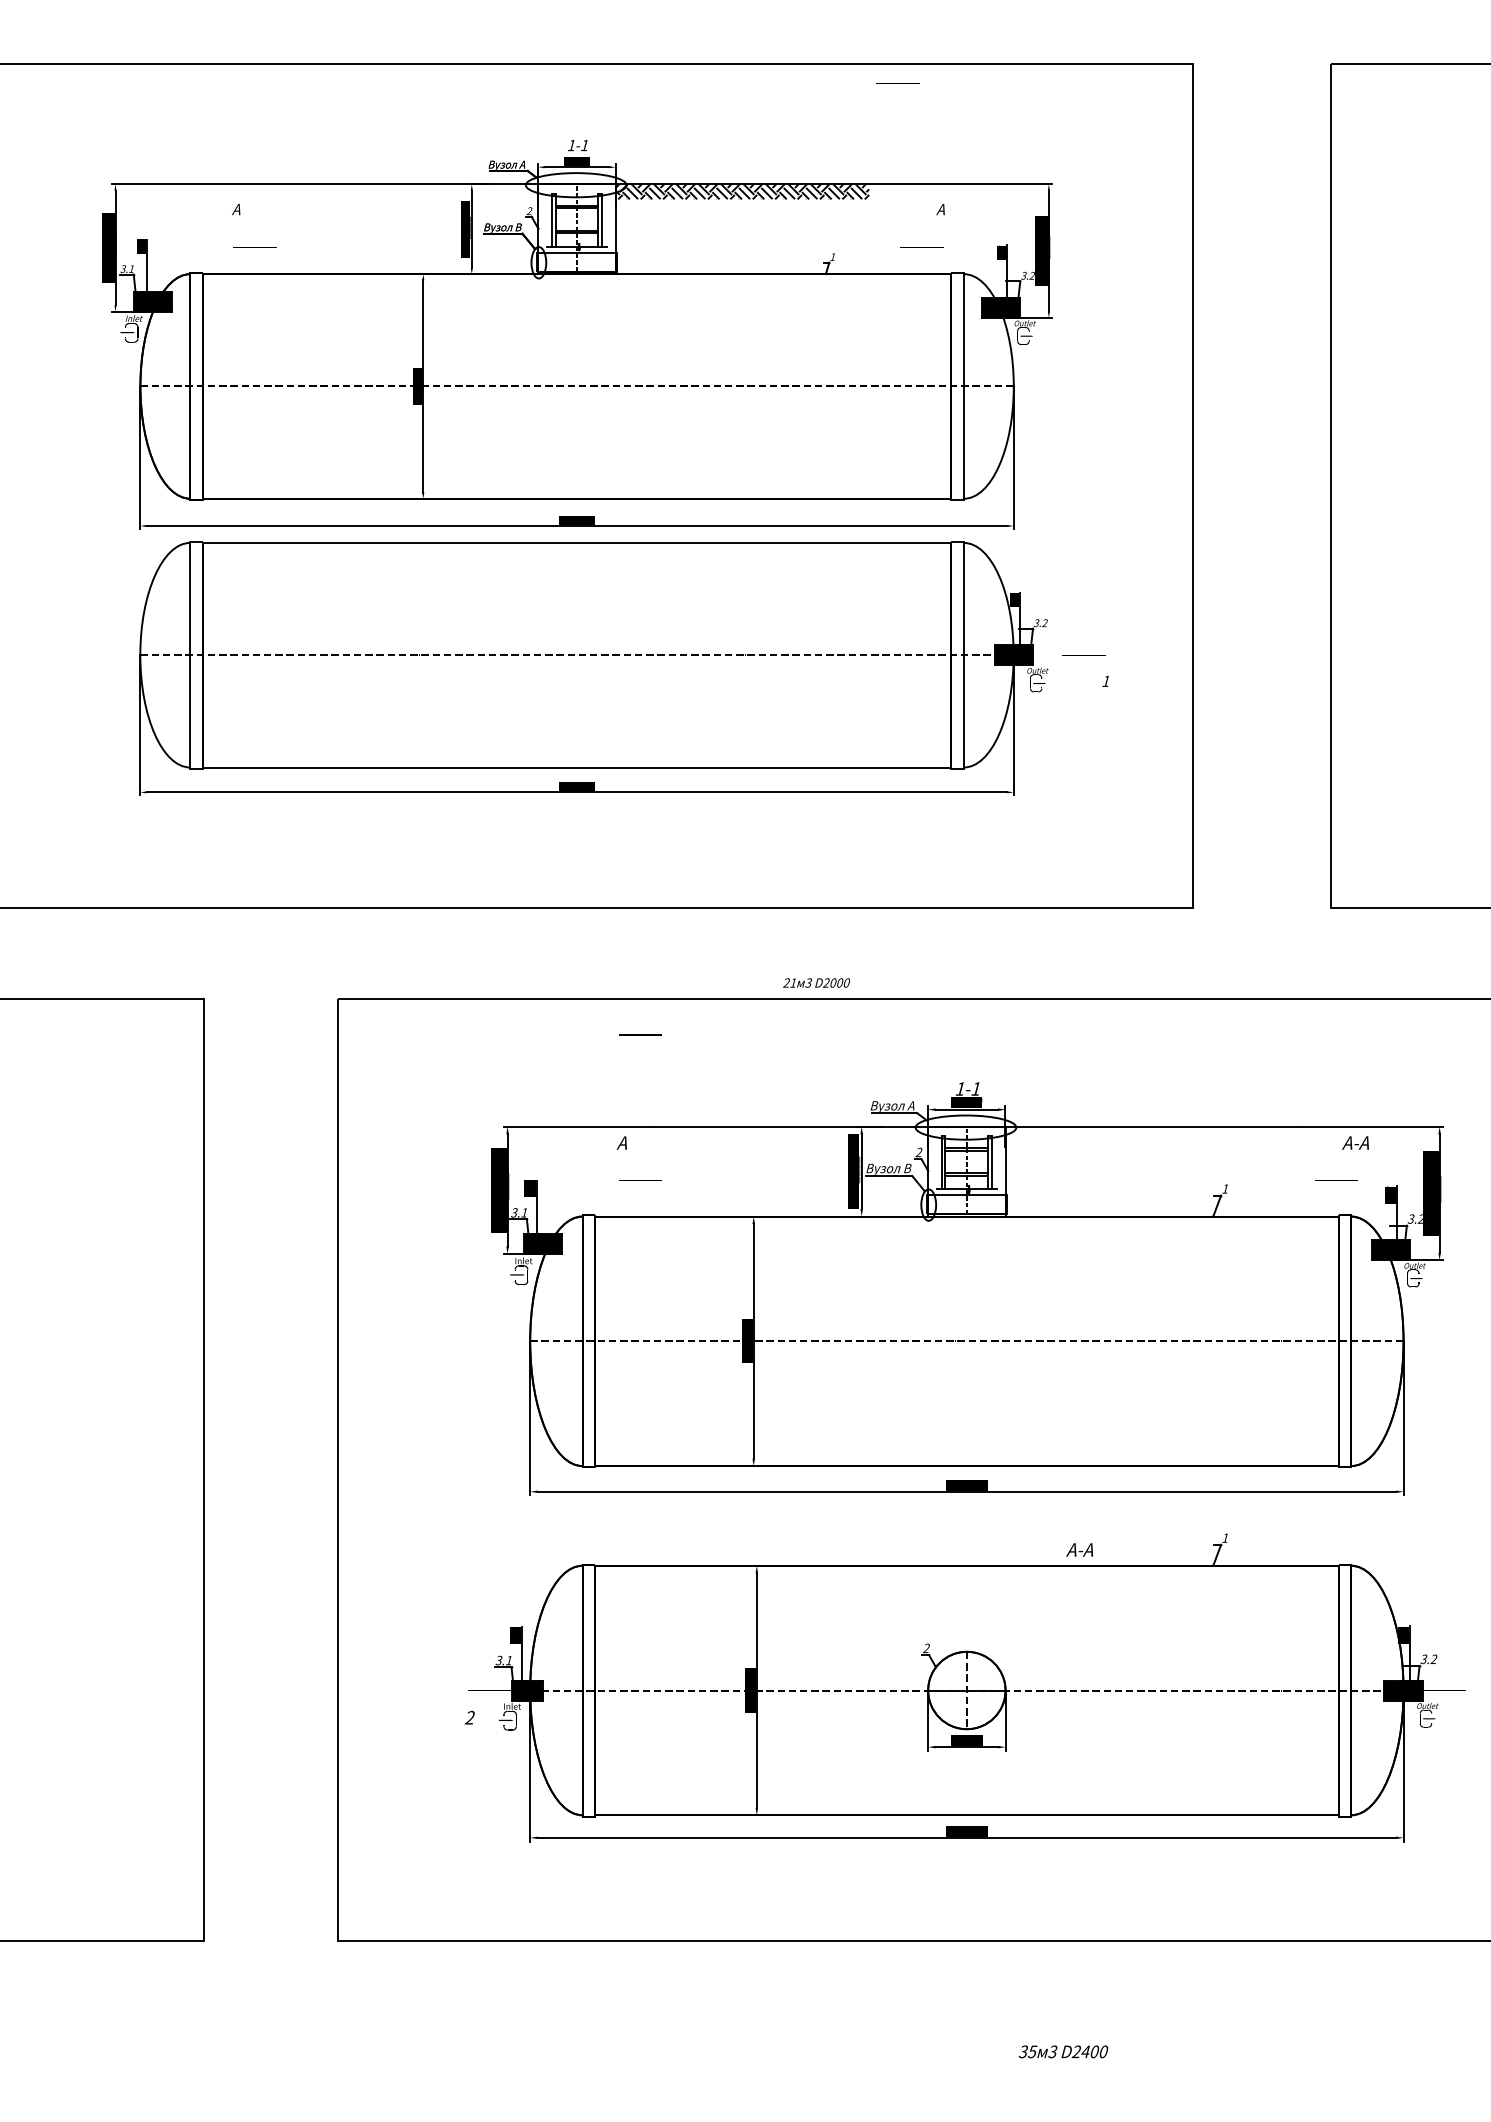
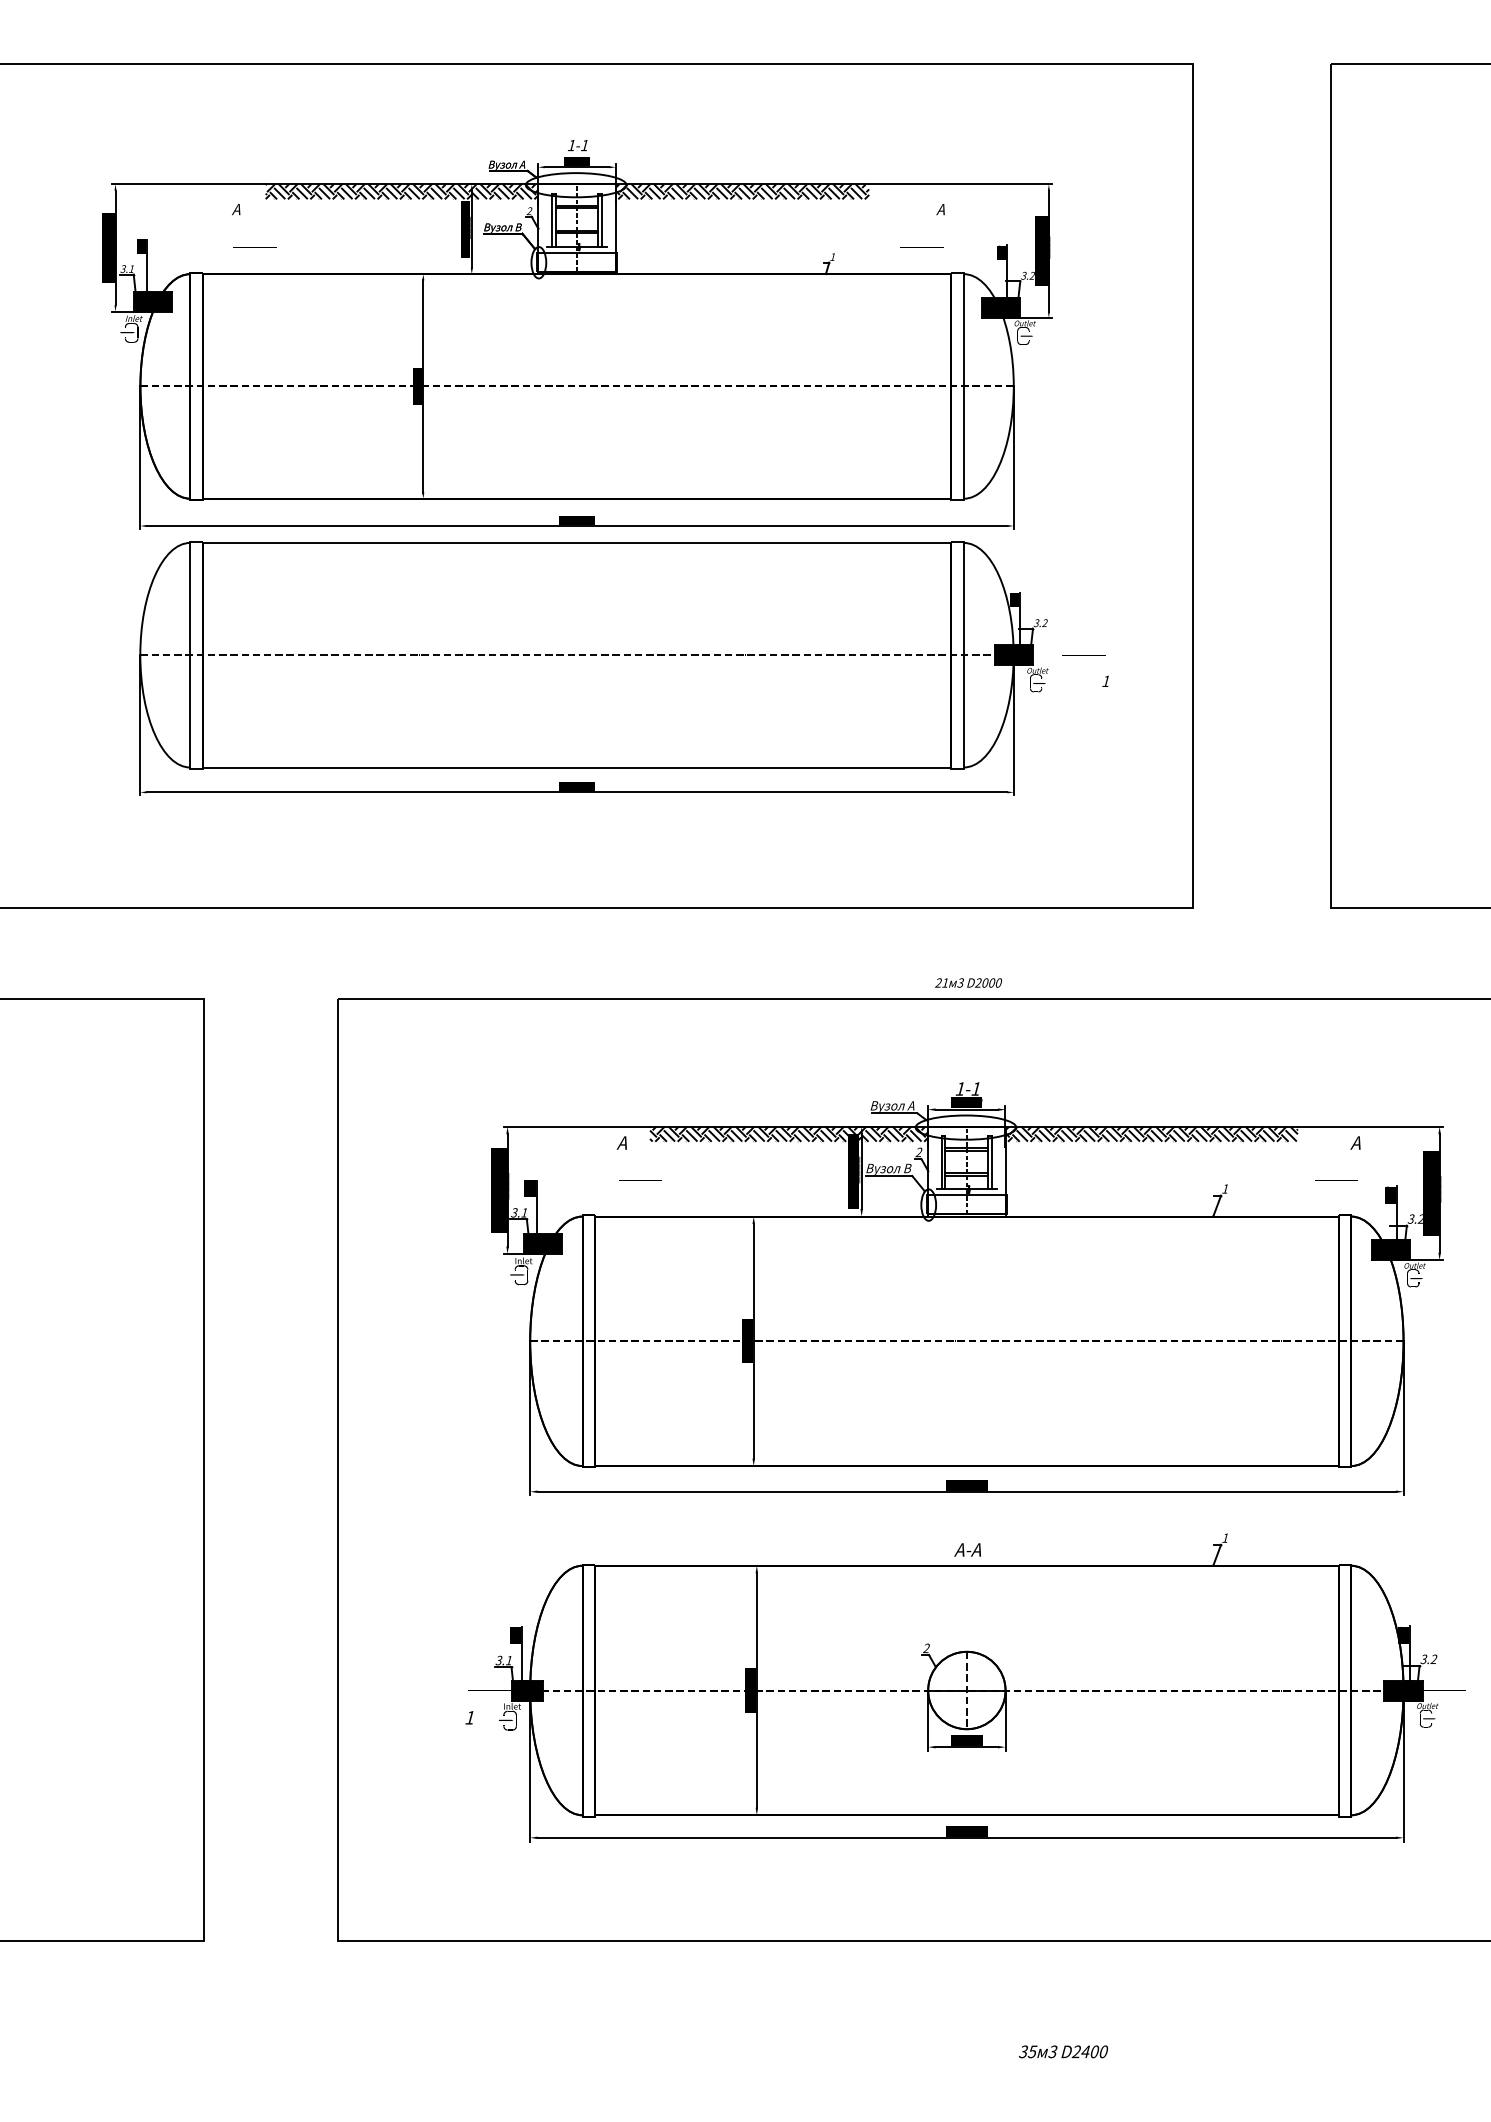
line: present -> none (897, 83)
hatch: none -> present (401, 191)
text position: (816, 982) -> (968, 982) (968, 982)
line: present -> none (640, 1035)
hatch: none -> present (789, 1133)
hatch: none -> present (1151, 1133)
text: А-А -> А (1355, 1142)
text position: (1079, 1549) -> (967, 1549) (967, 1549)
text: 2 -> 1 (469, 1717)
